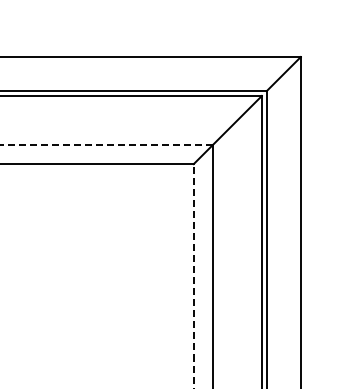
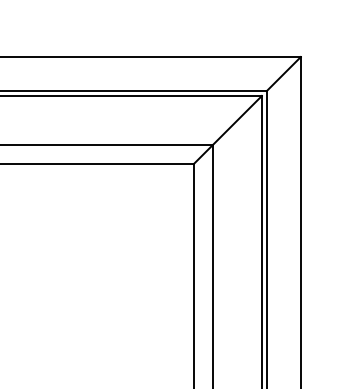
line: dashed -> solid (106, 144)
line: dashed -> solid (193, 276)
